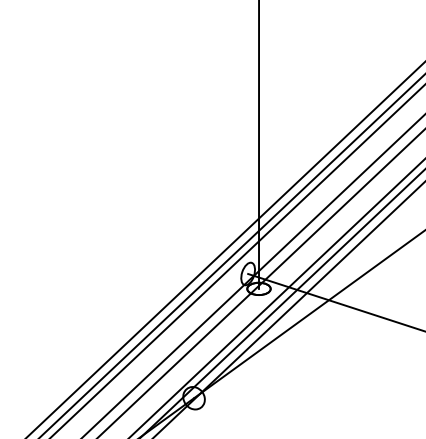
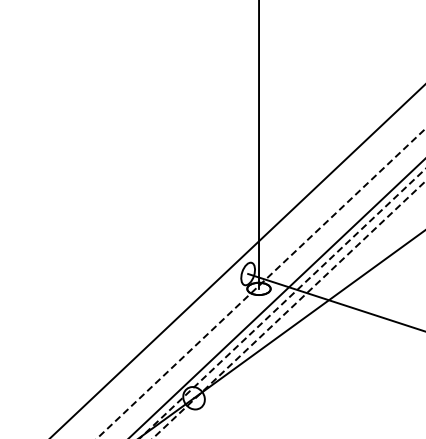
line: present -> none (225, 249)
line: present -> none (231, 255)
line: present -> none (253, 275)
line: solid -> dashed (261, 283)
line: solid -> dashed (282, 303)
line: solid -> dashed (289, 309)
